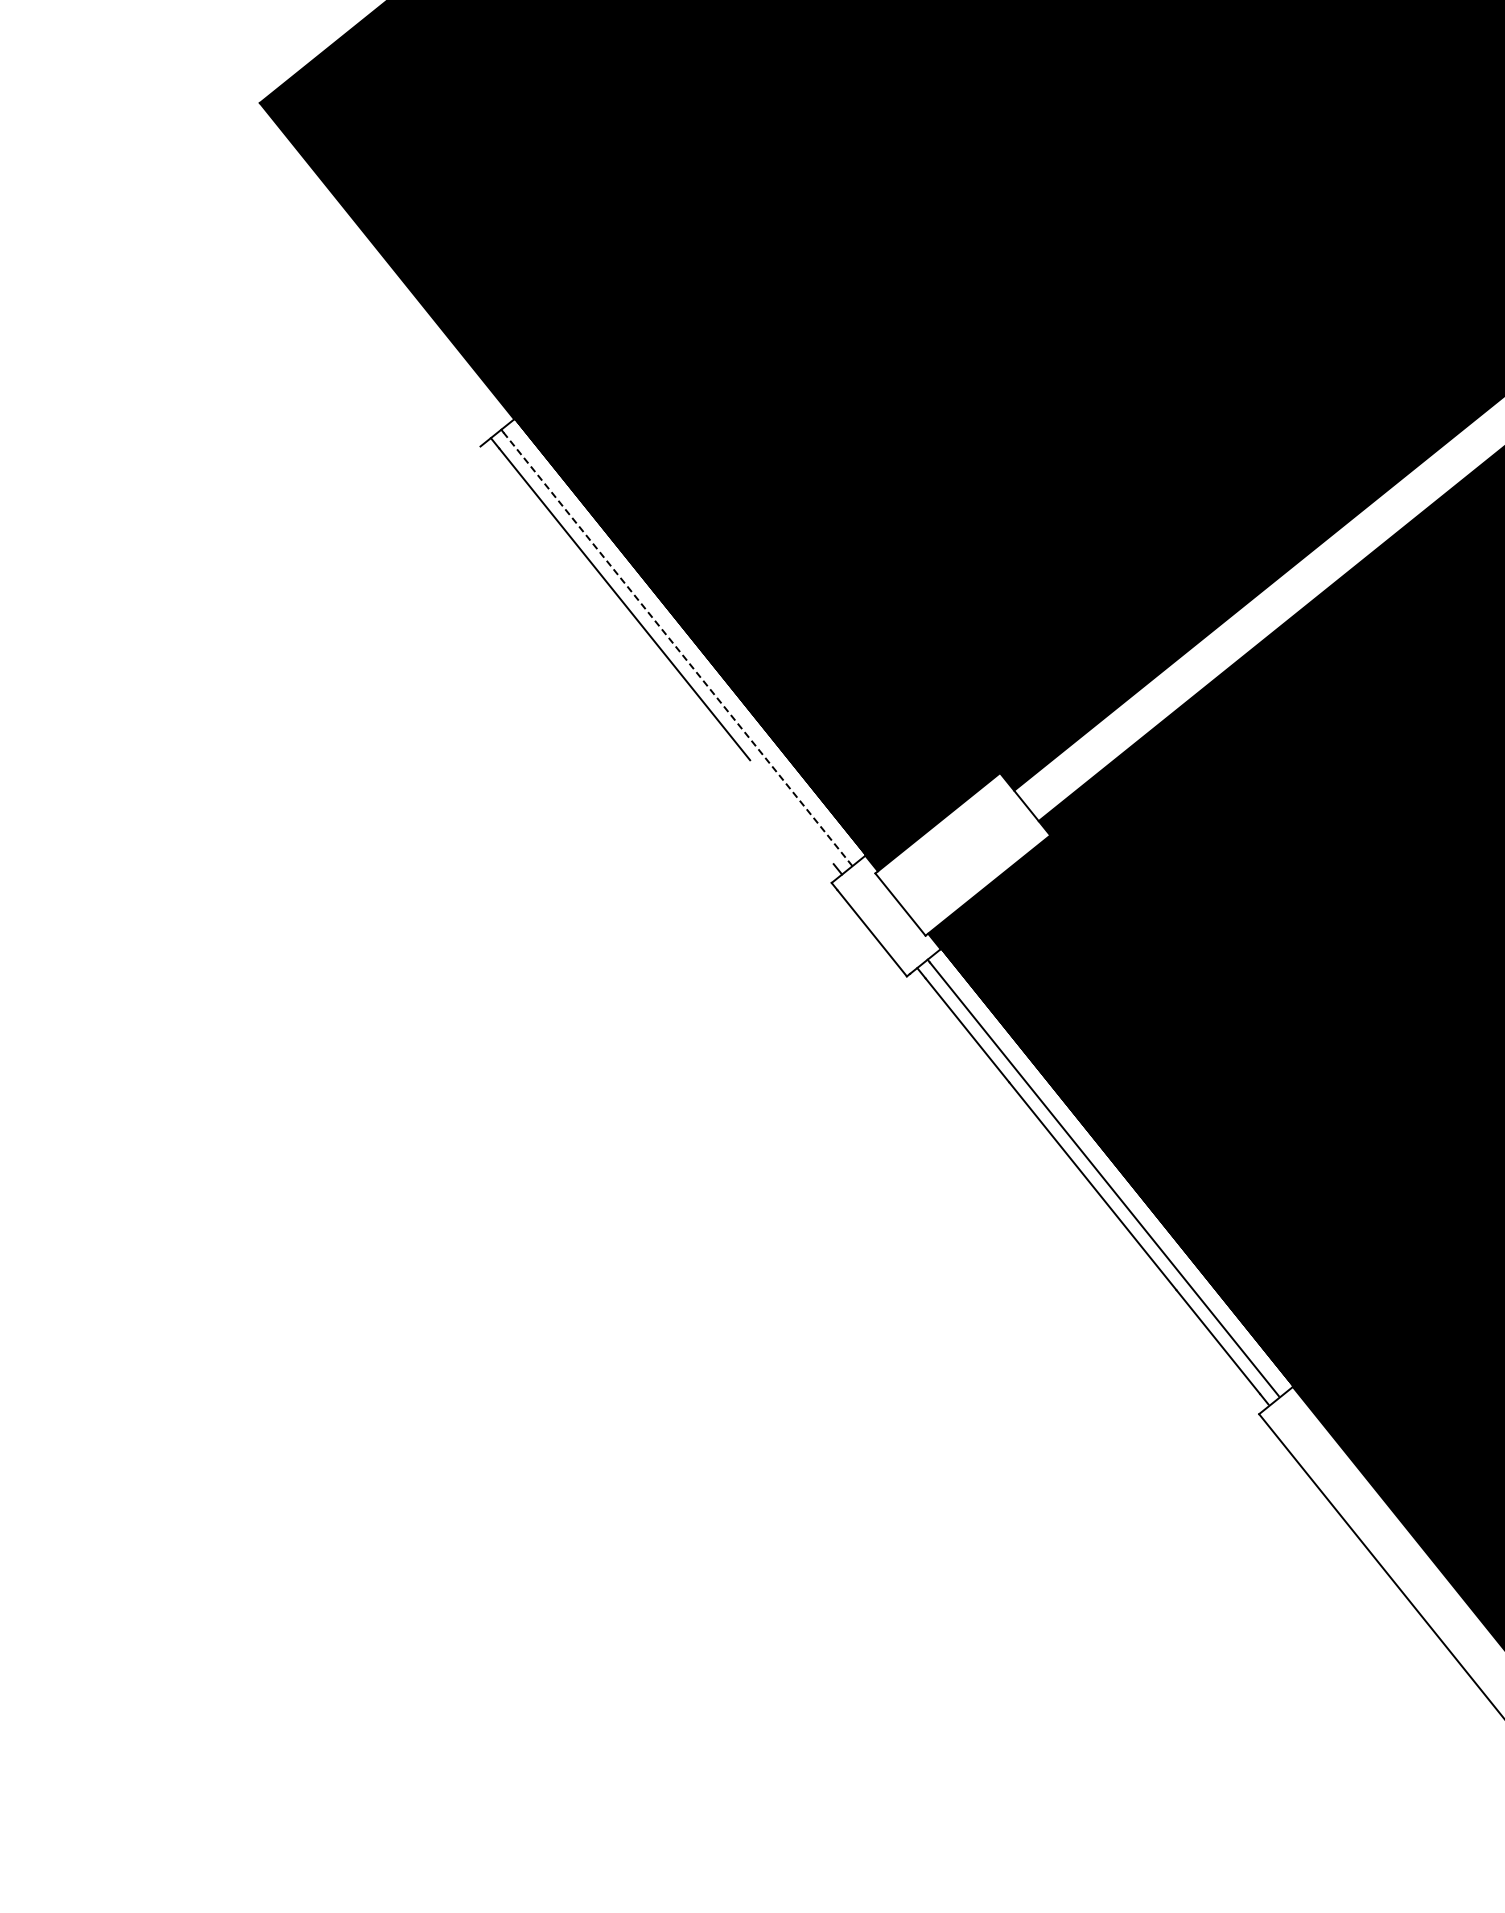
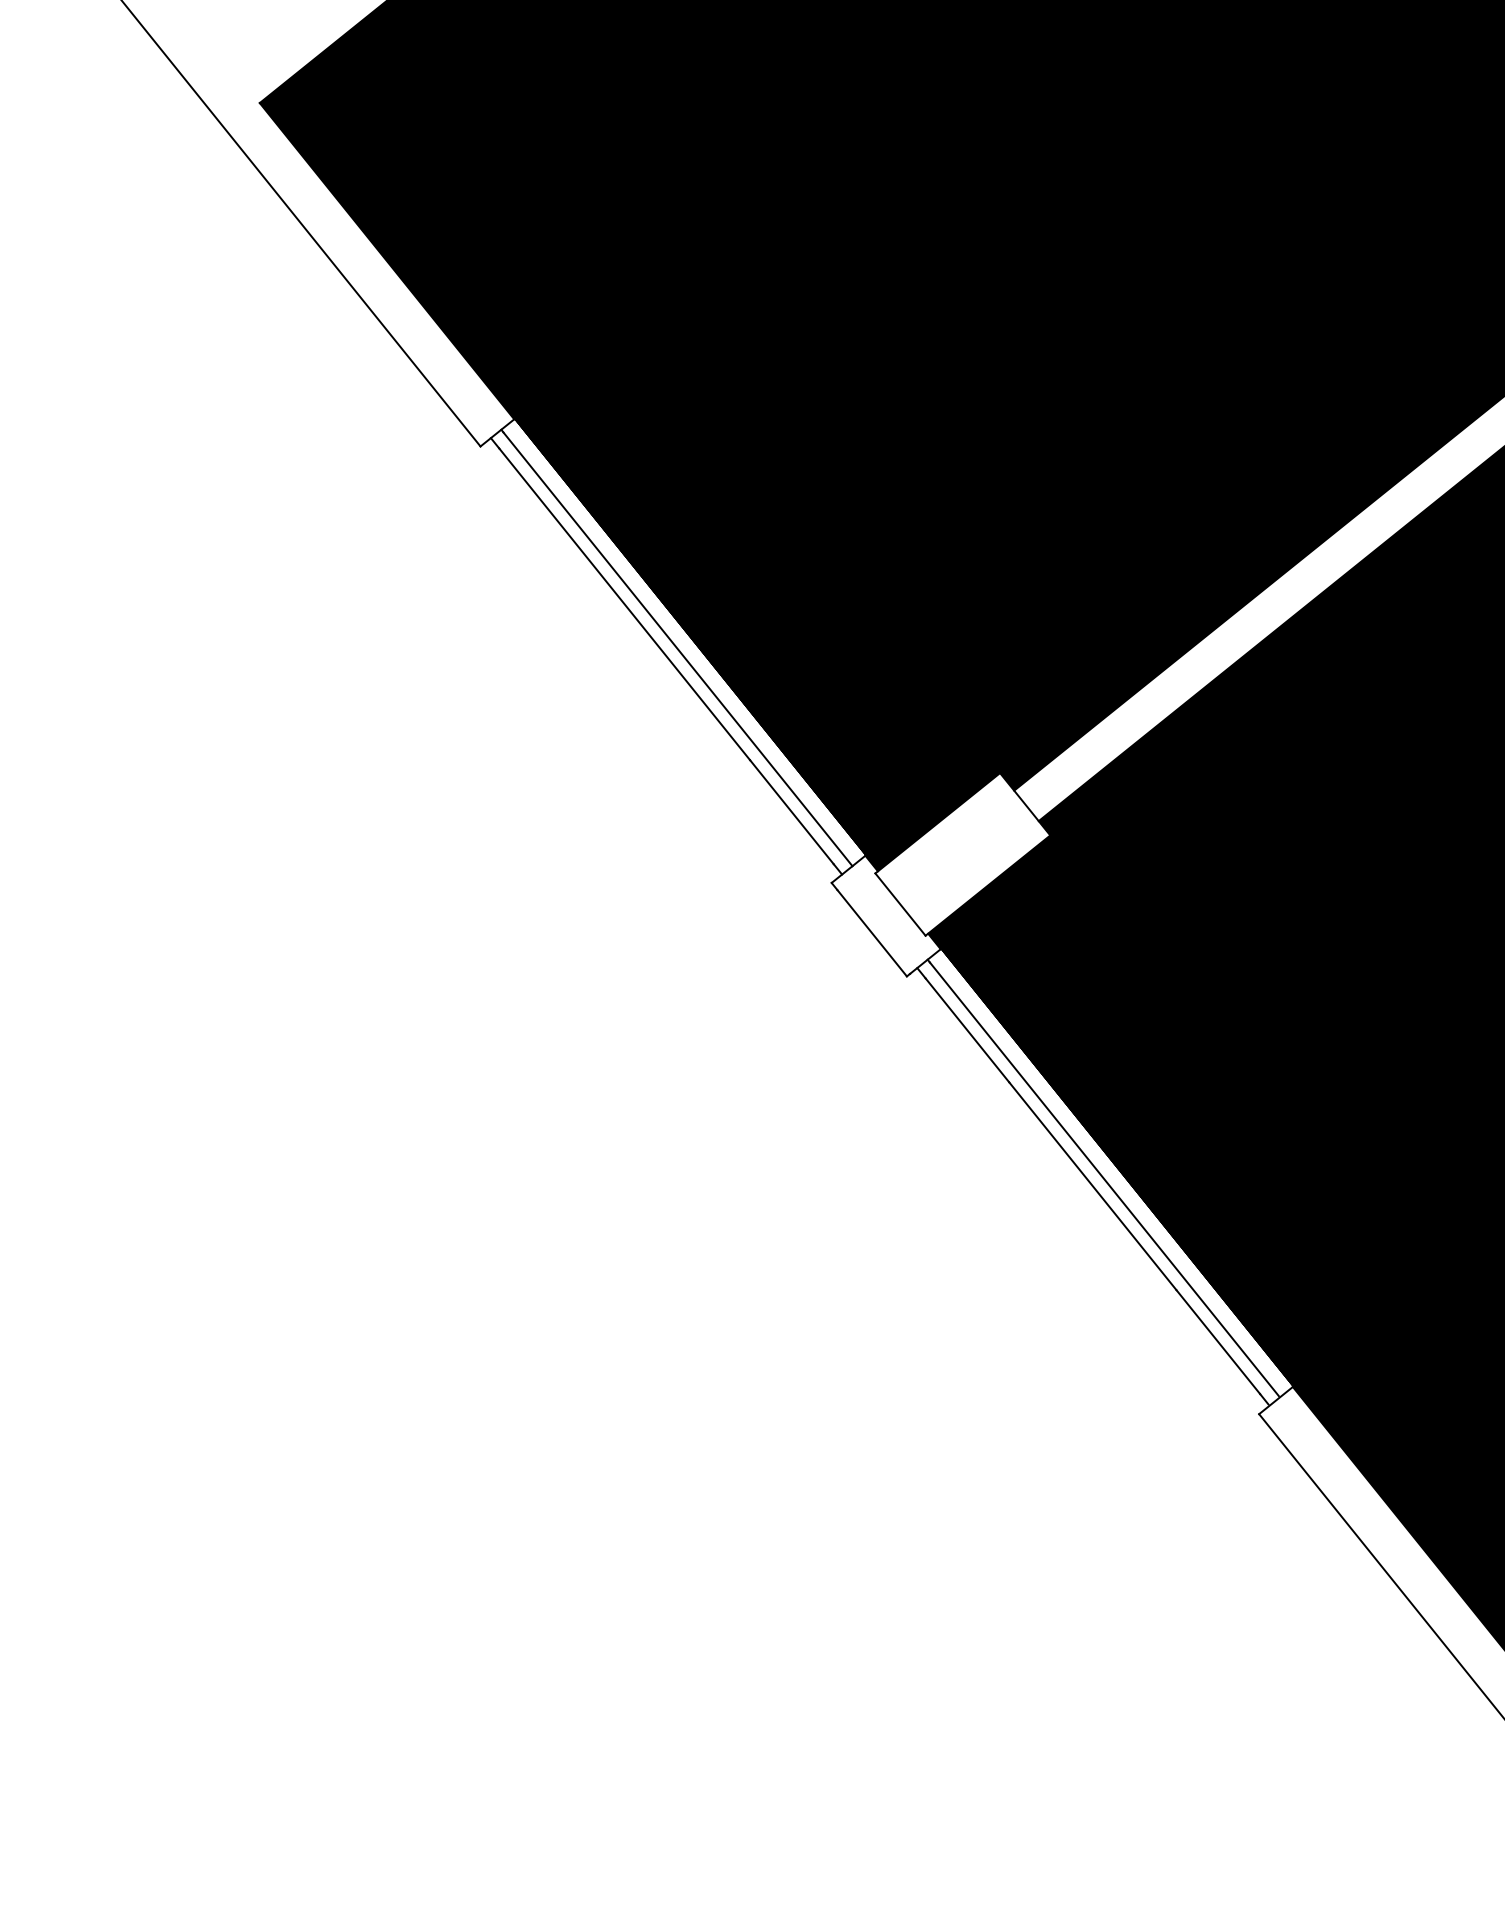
line: none -> present (301, 224)
line: dashed -> solid (677, 648)
line: none -> present (791, 812)
